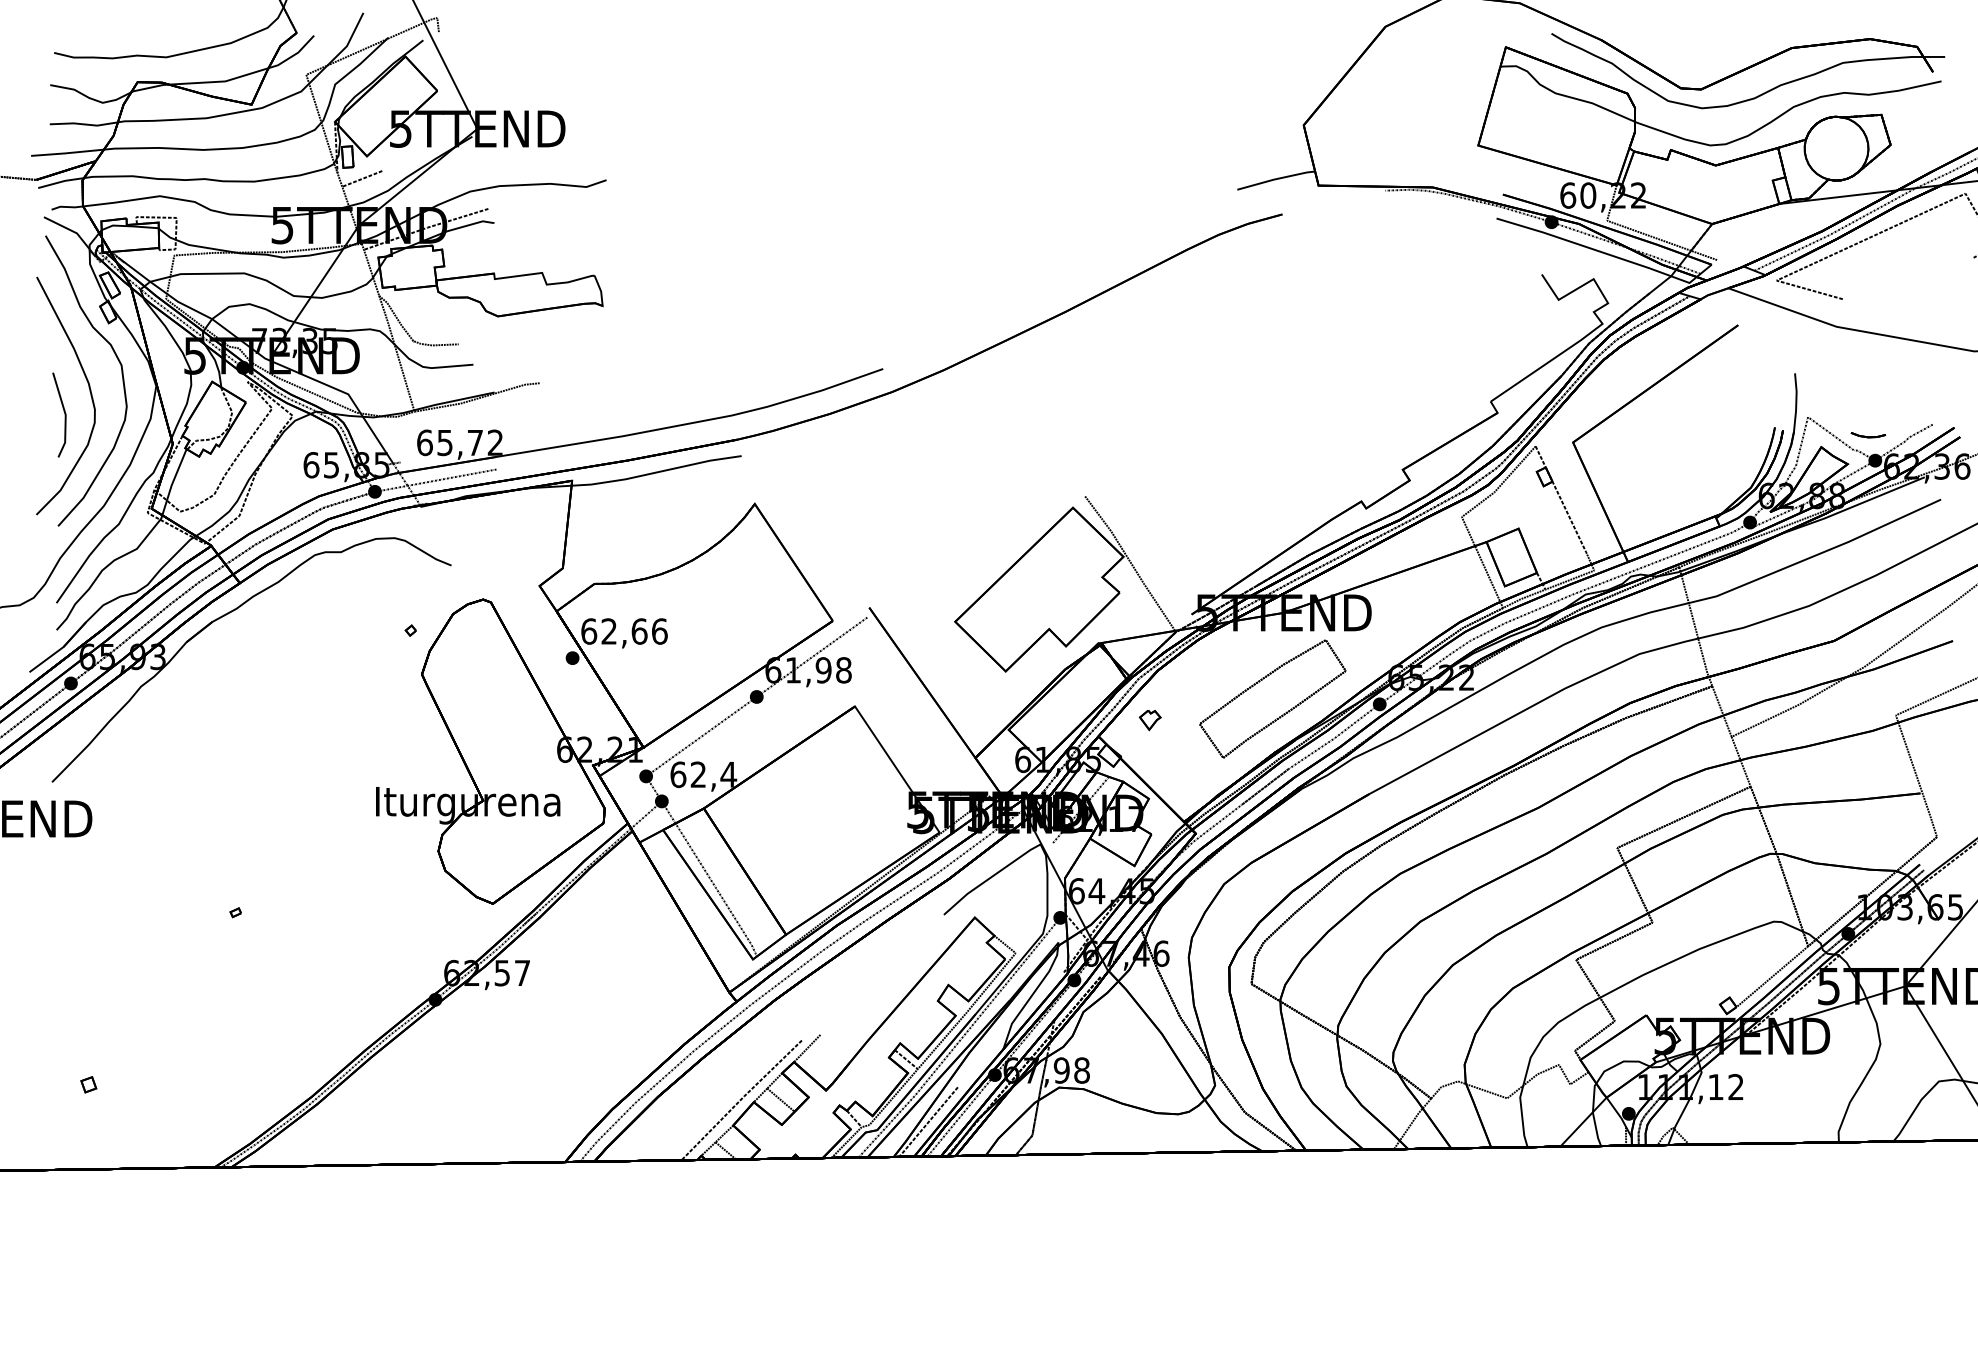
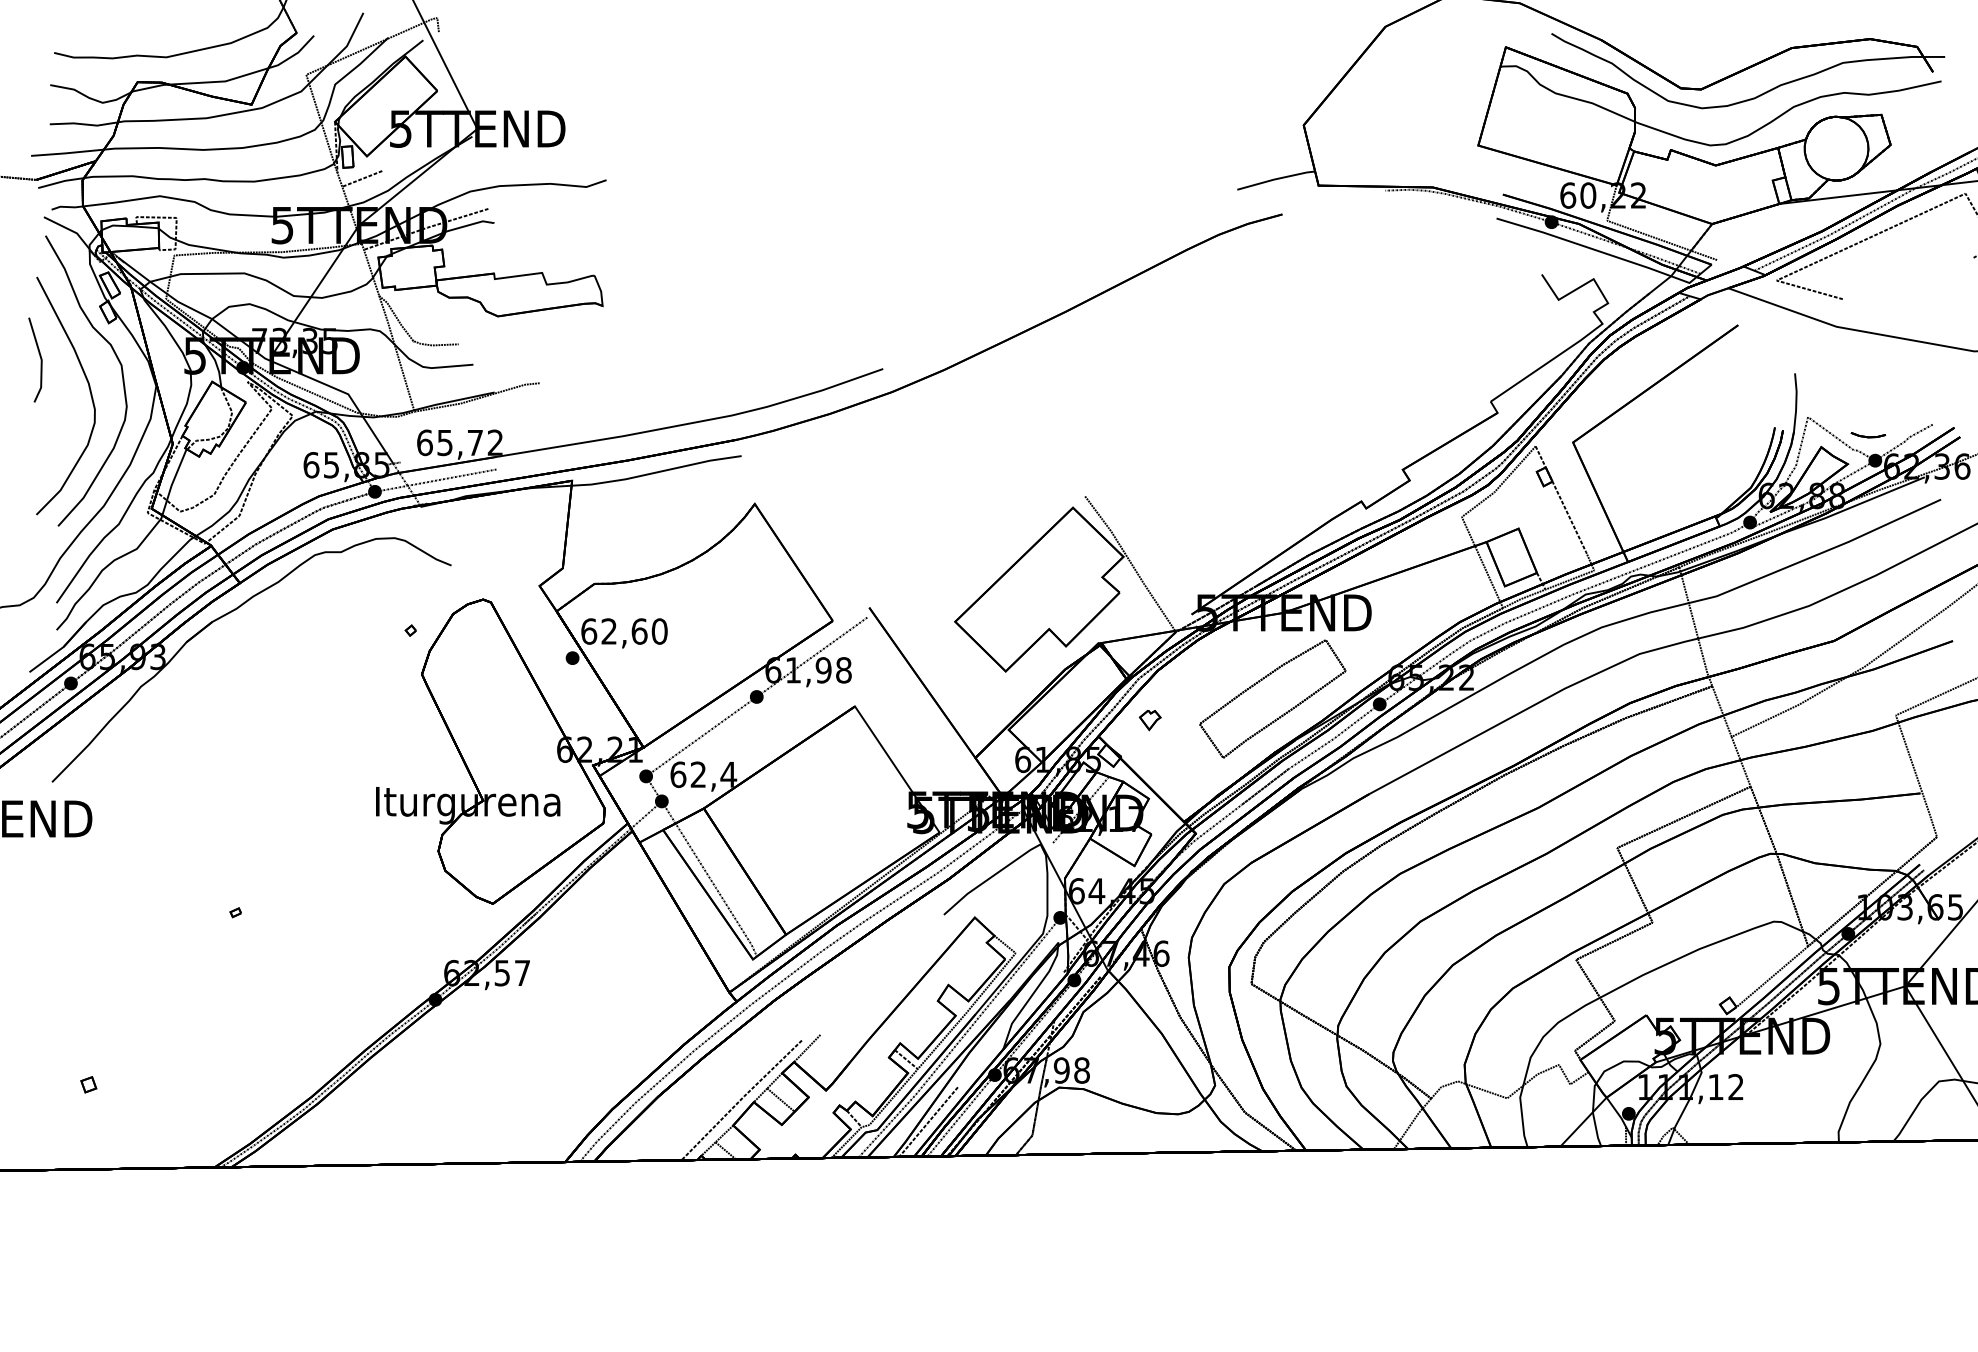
line position: (63, 411) -> (39, 356) (39, 356)
text: 62,66 -> 62,60 (659, 631)
